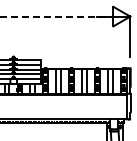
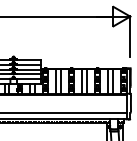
line: dashed -> solid (55, 16)
line: none -> present (64, 112)
